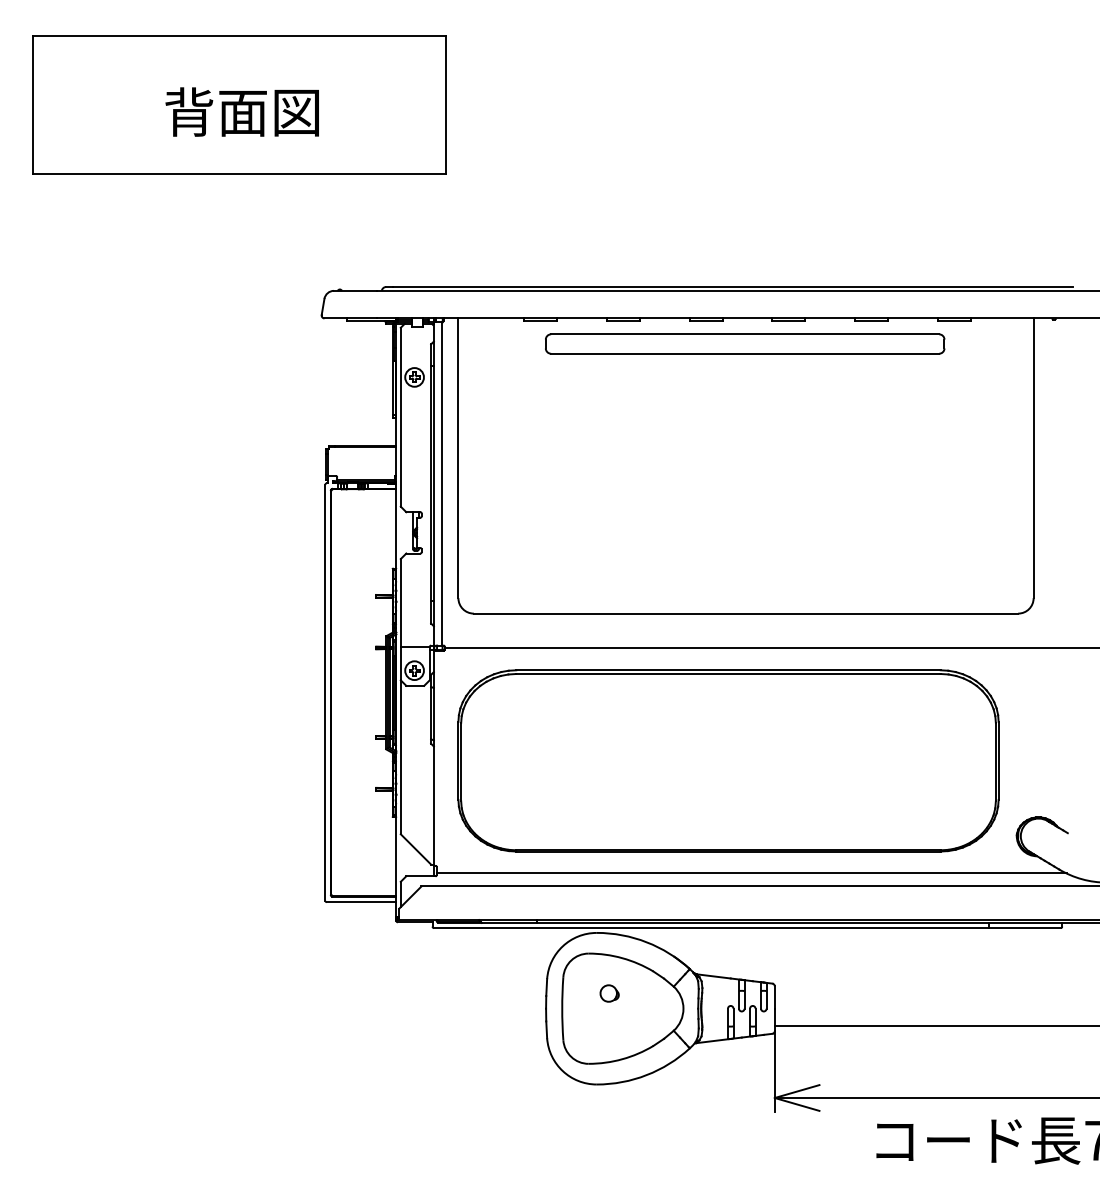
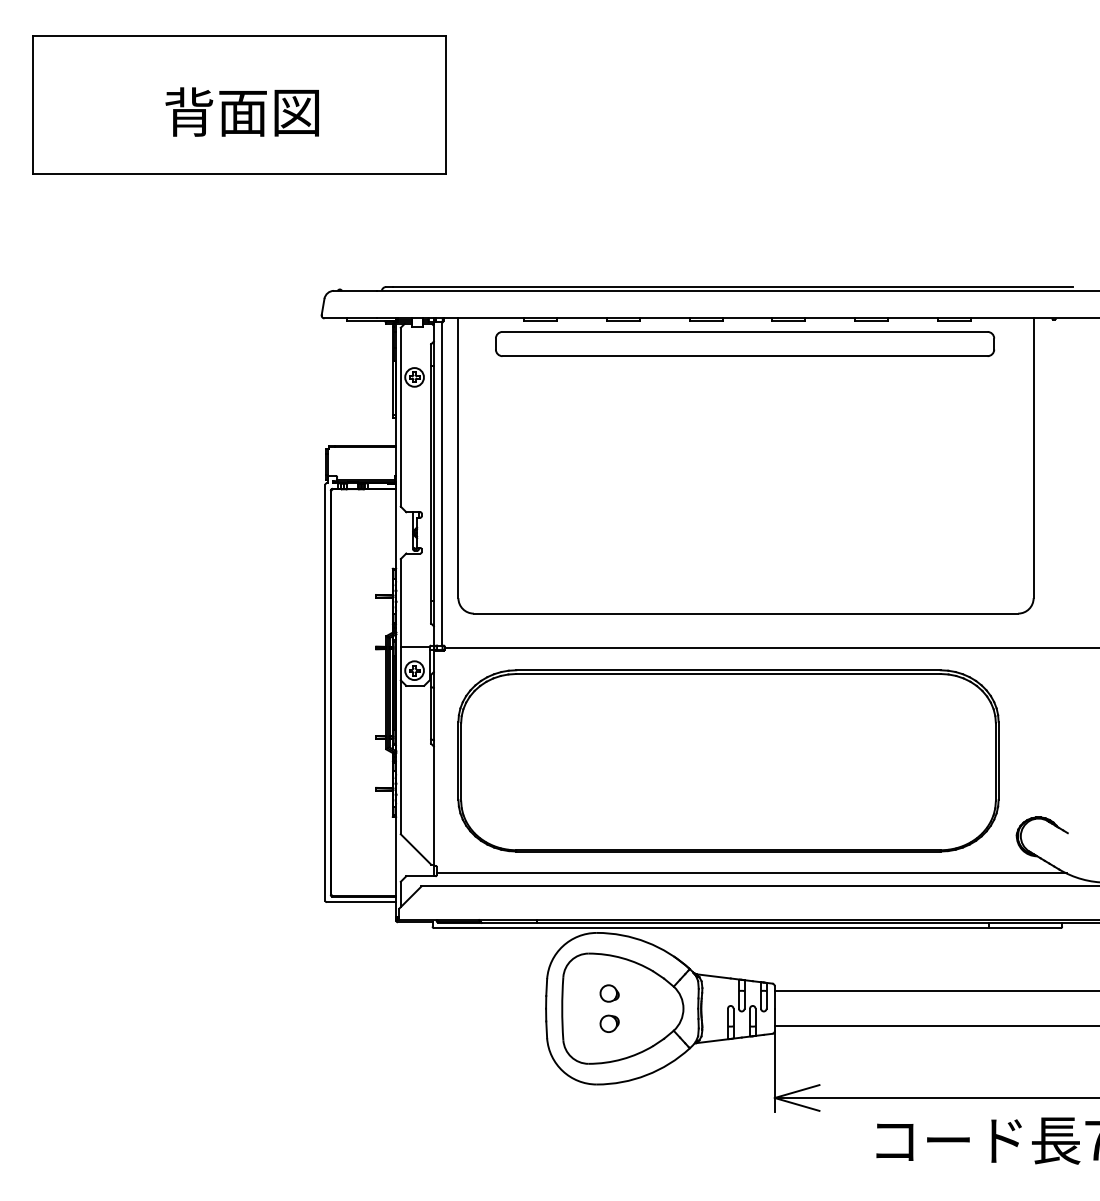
part size: 401x22 px -> 501x26 px (745, 343)
line: none -> present (935, 990)
part: none -> present (609, 1023)
